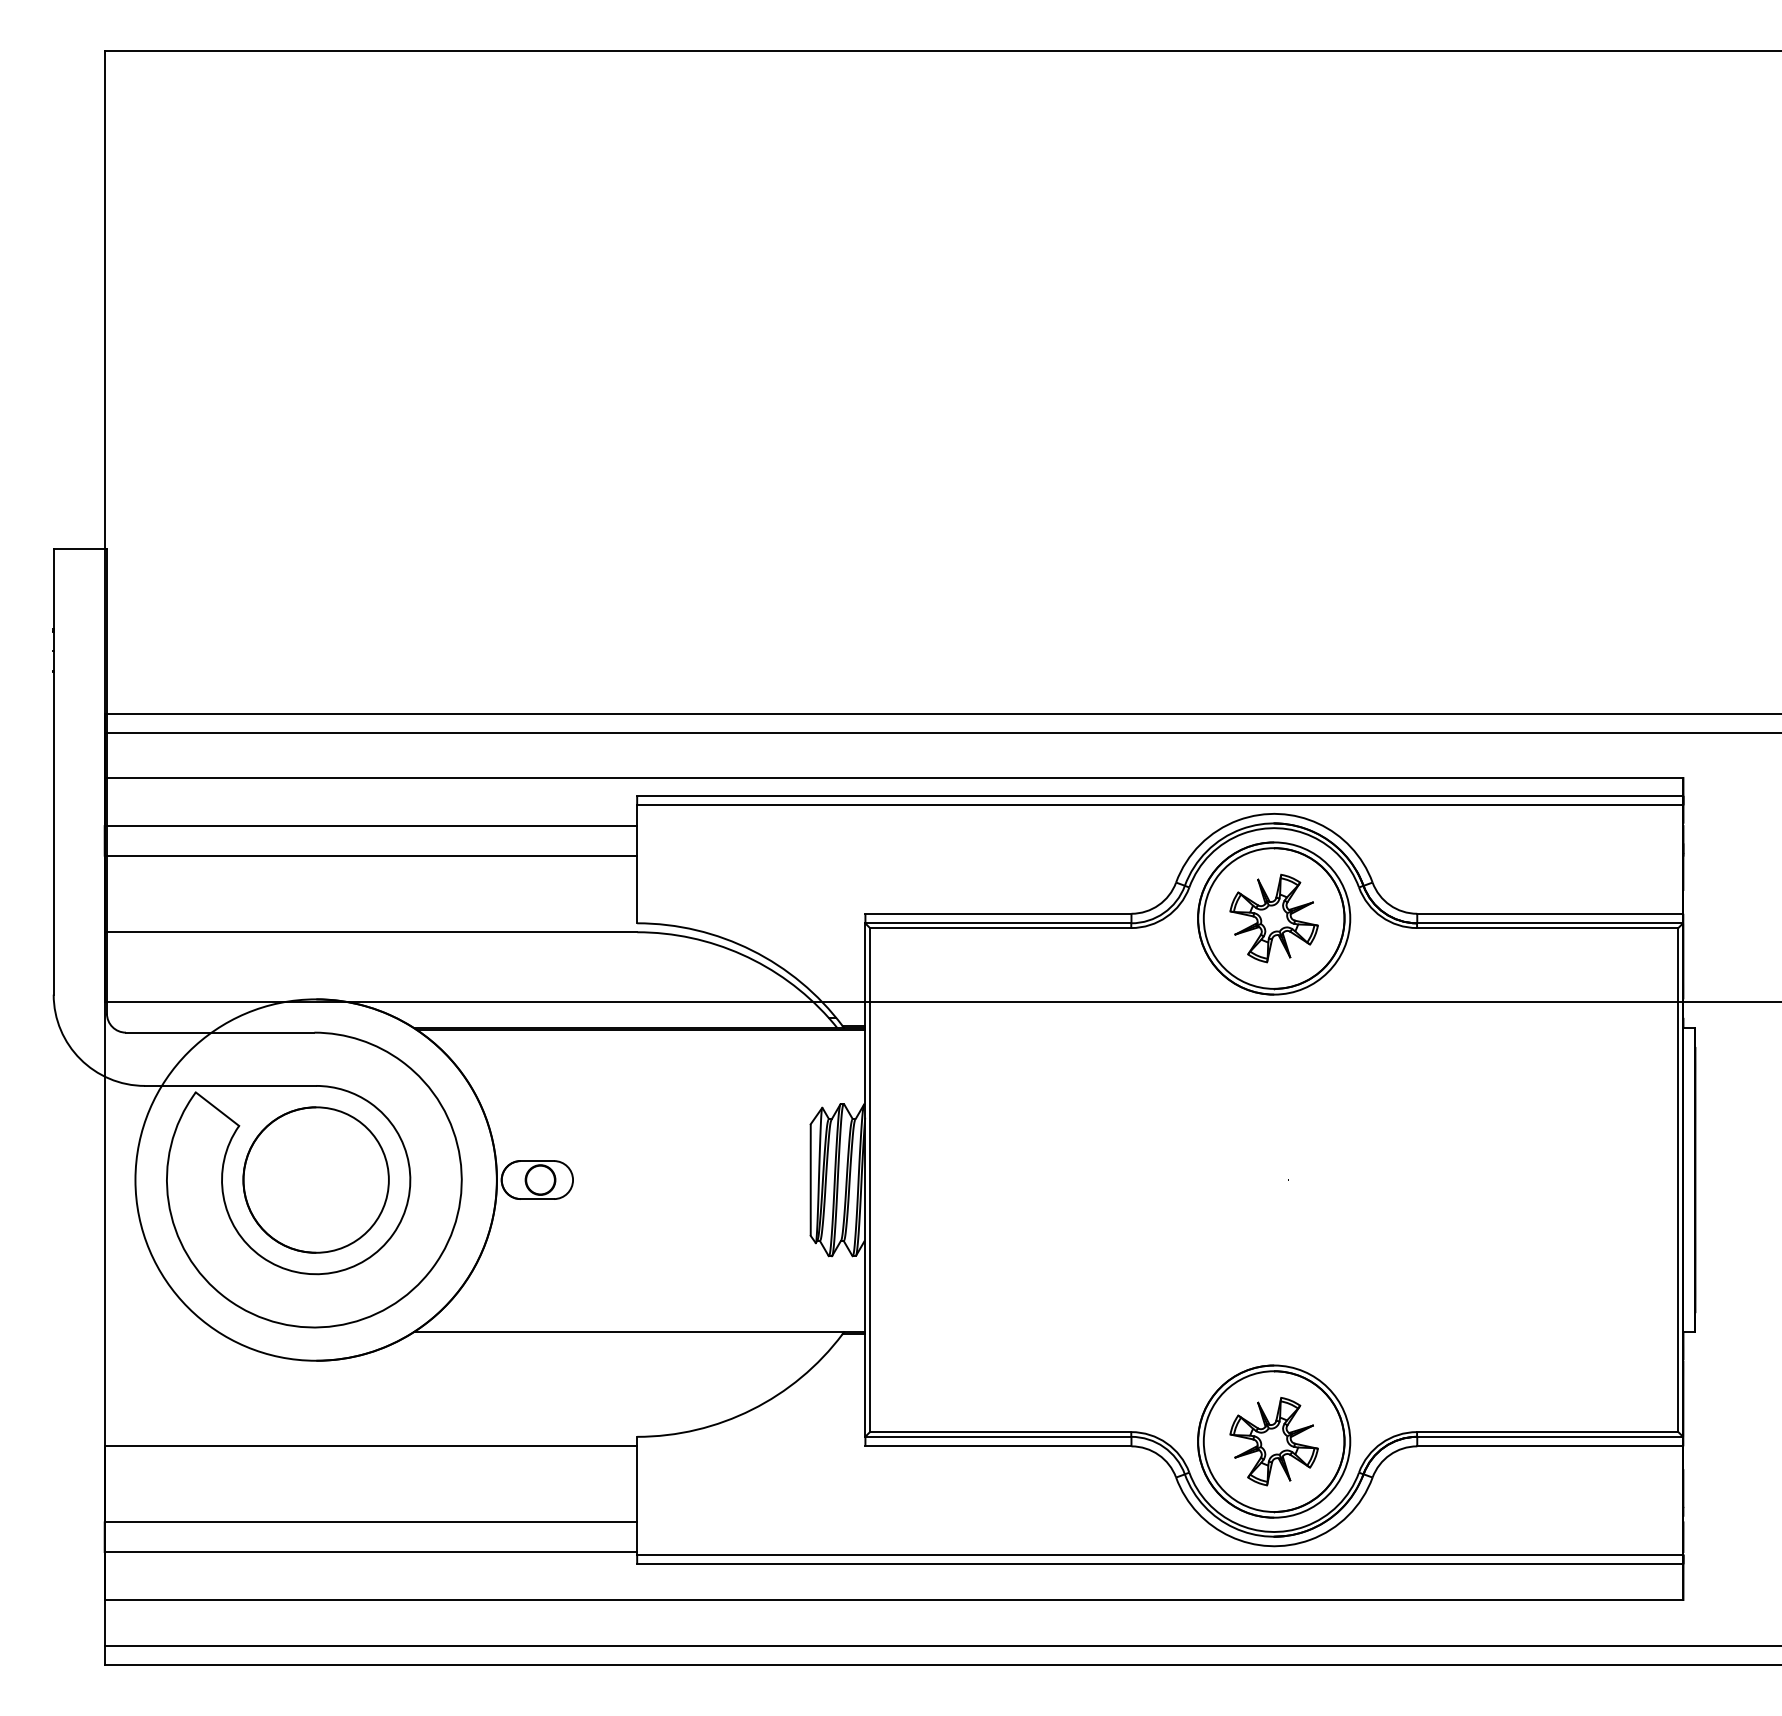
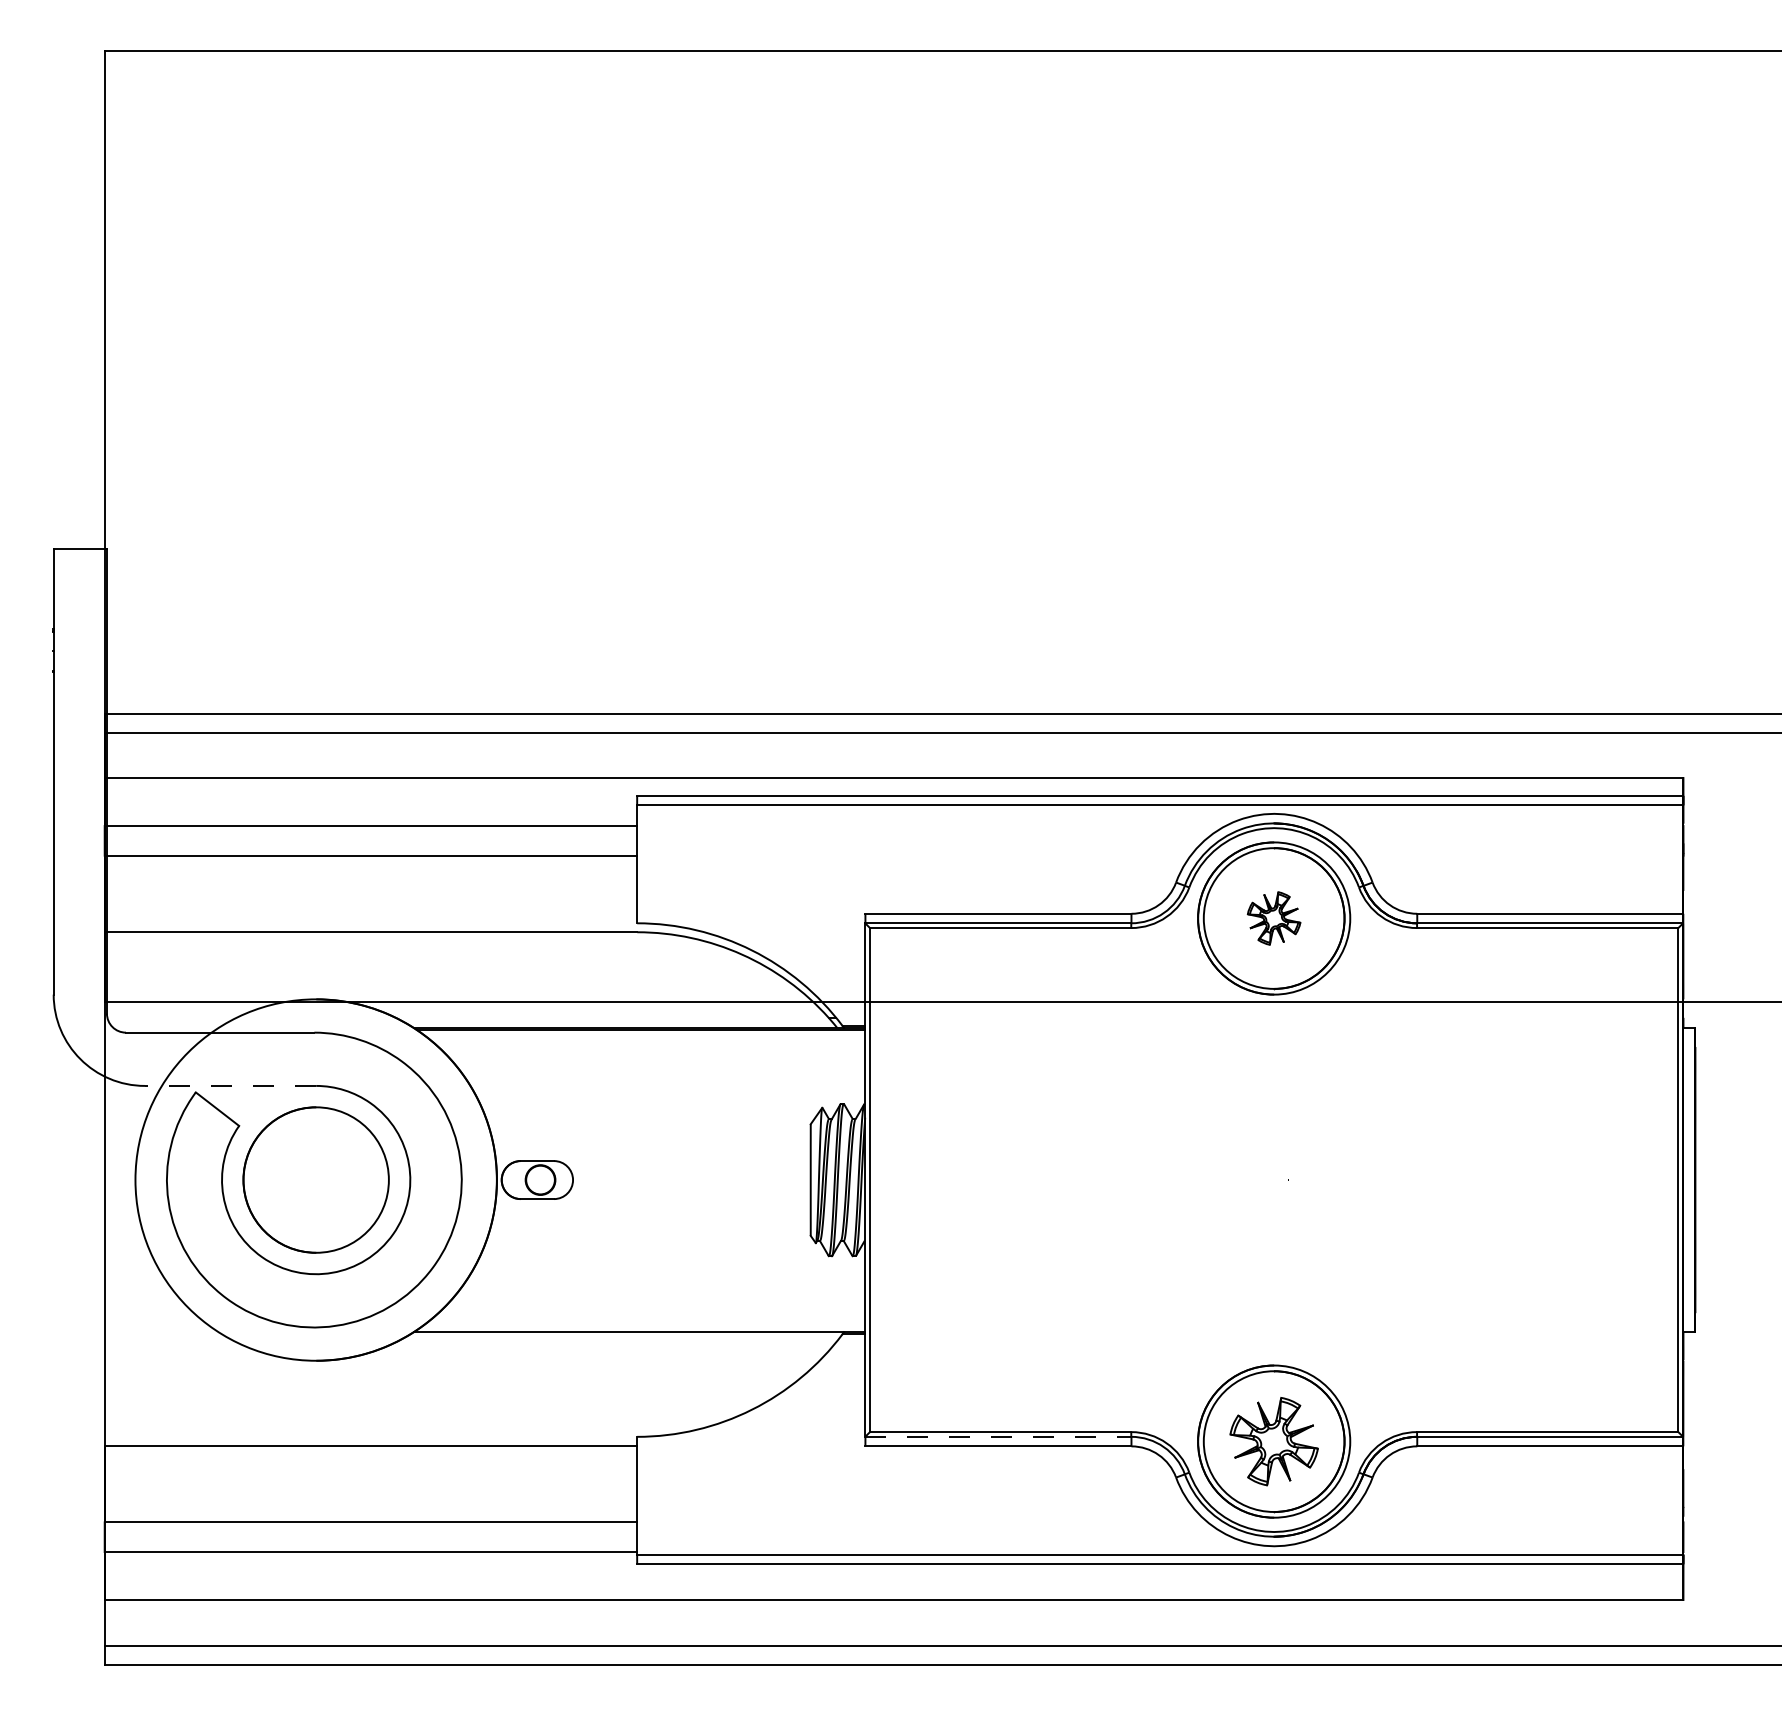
part size: 90x91 px -> 56x55 px (1273, 918)
line: solid -> dashed (230, 1085)
line: solid -> dashed (998, 1436)
